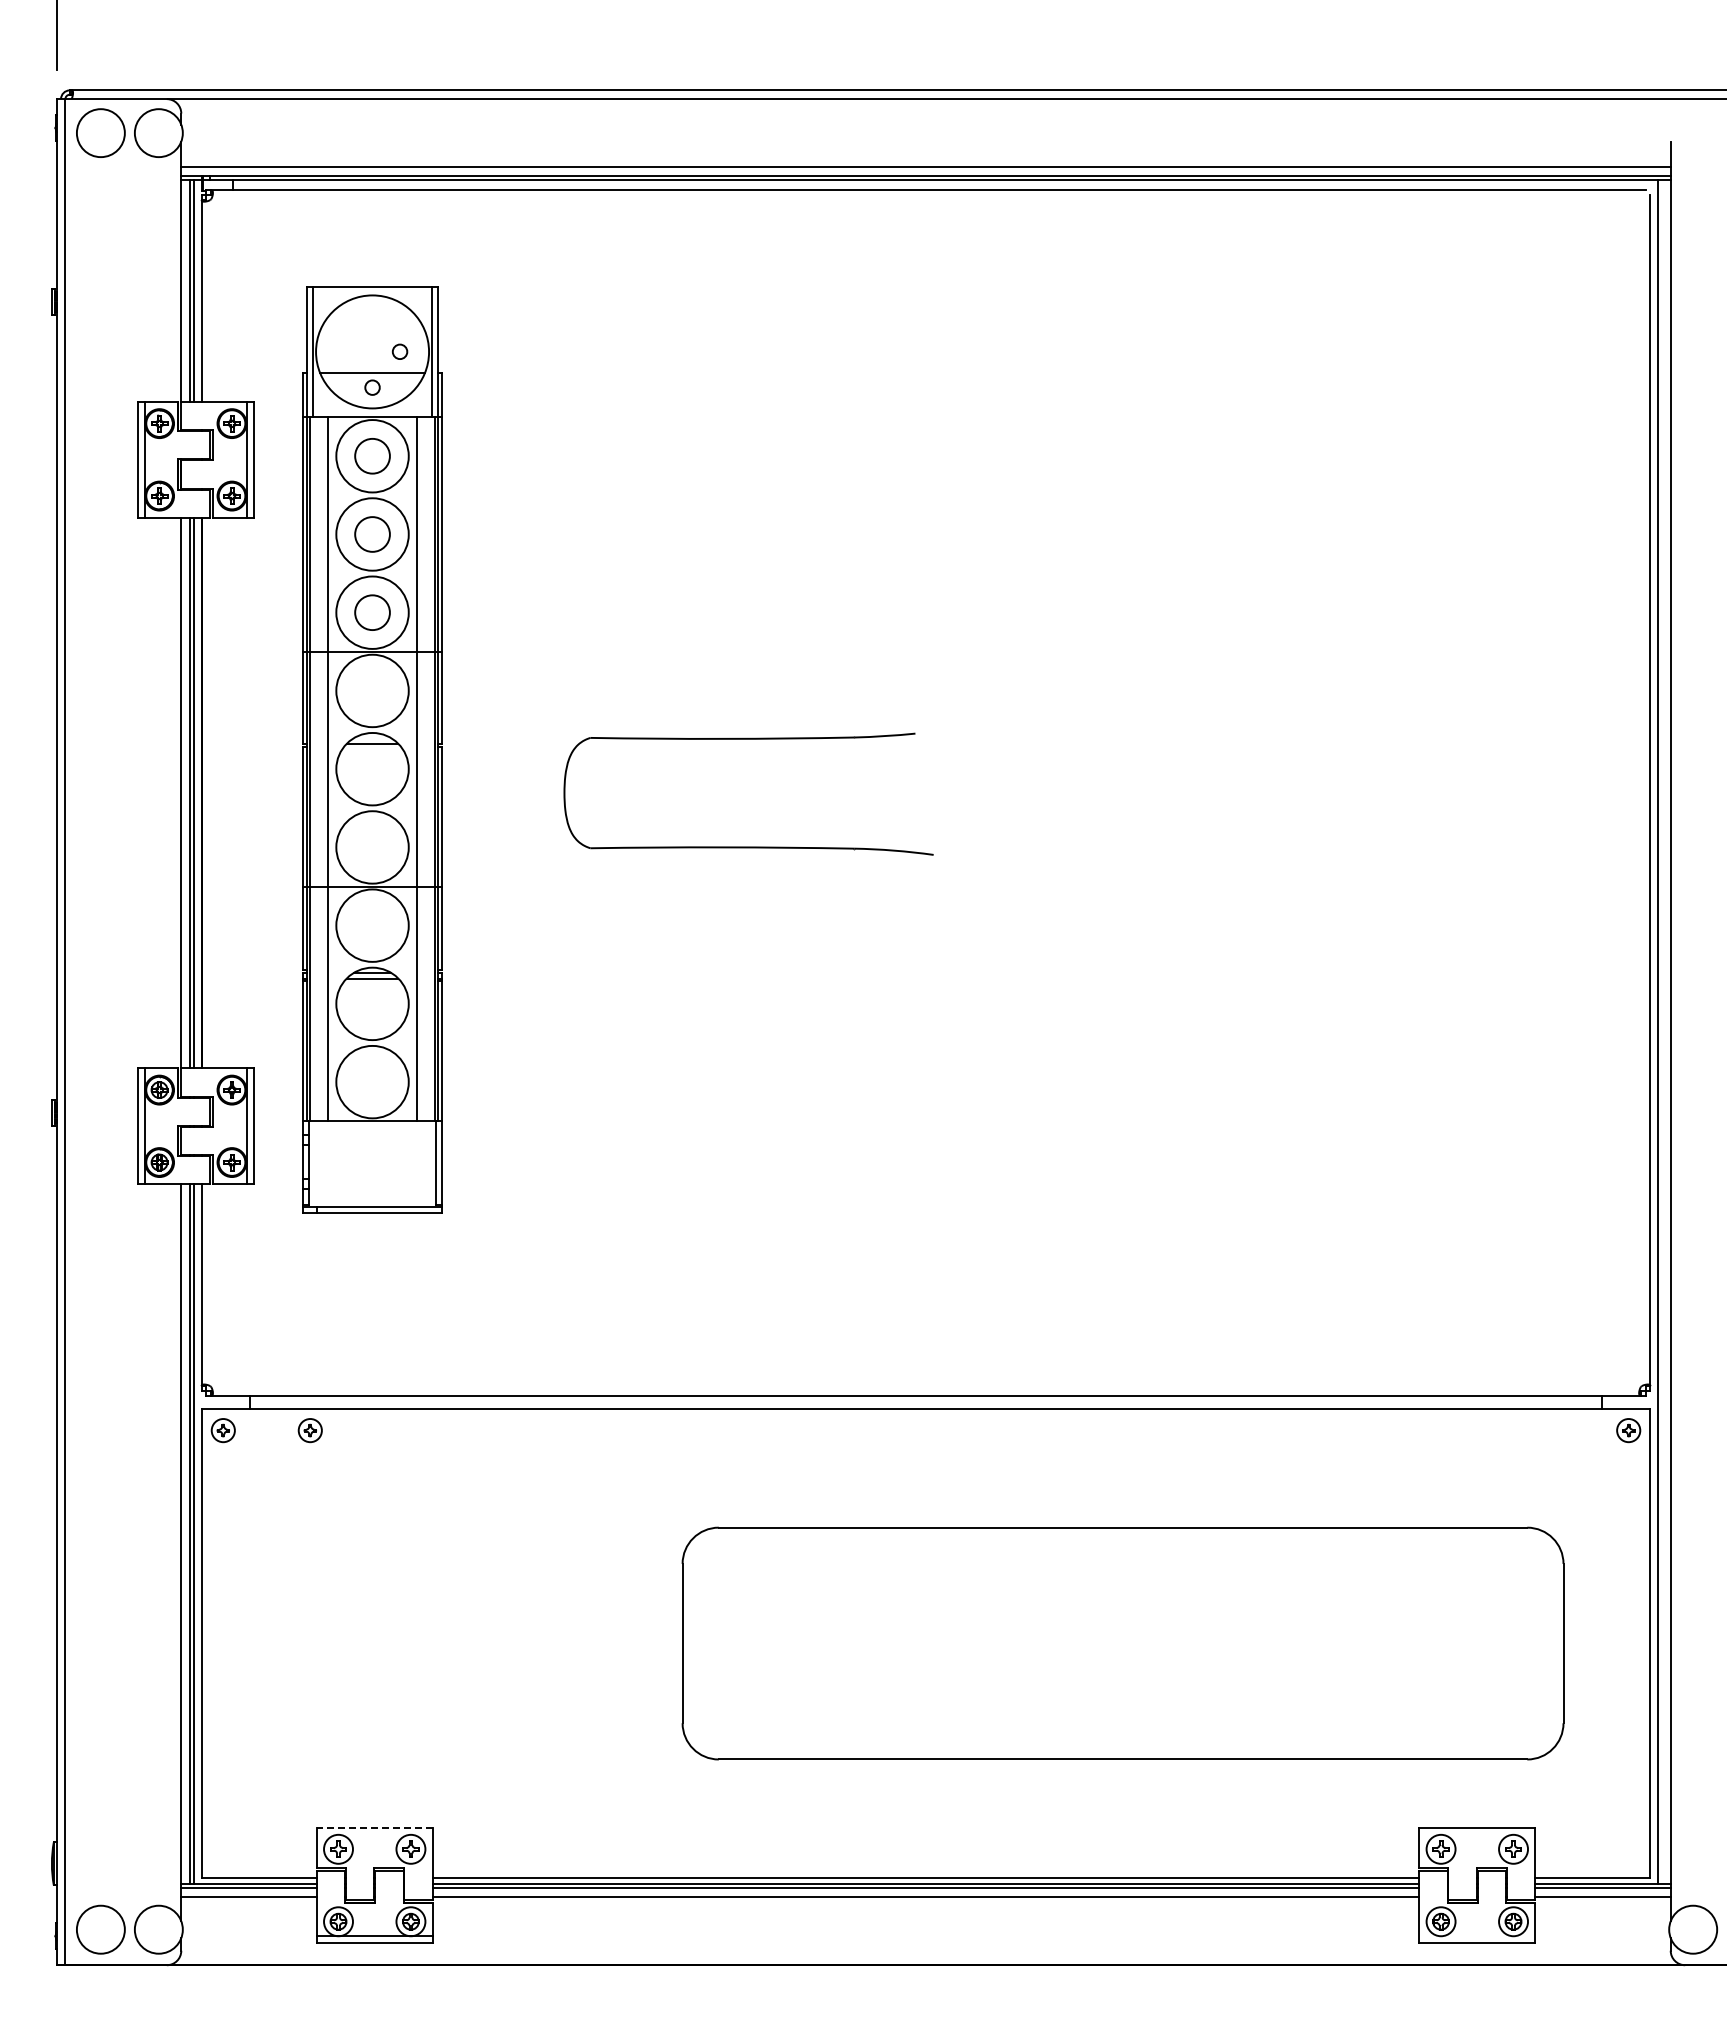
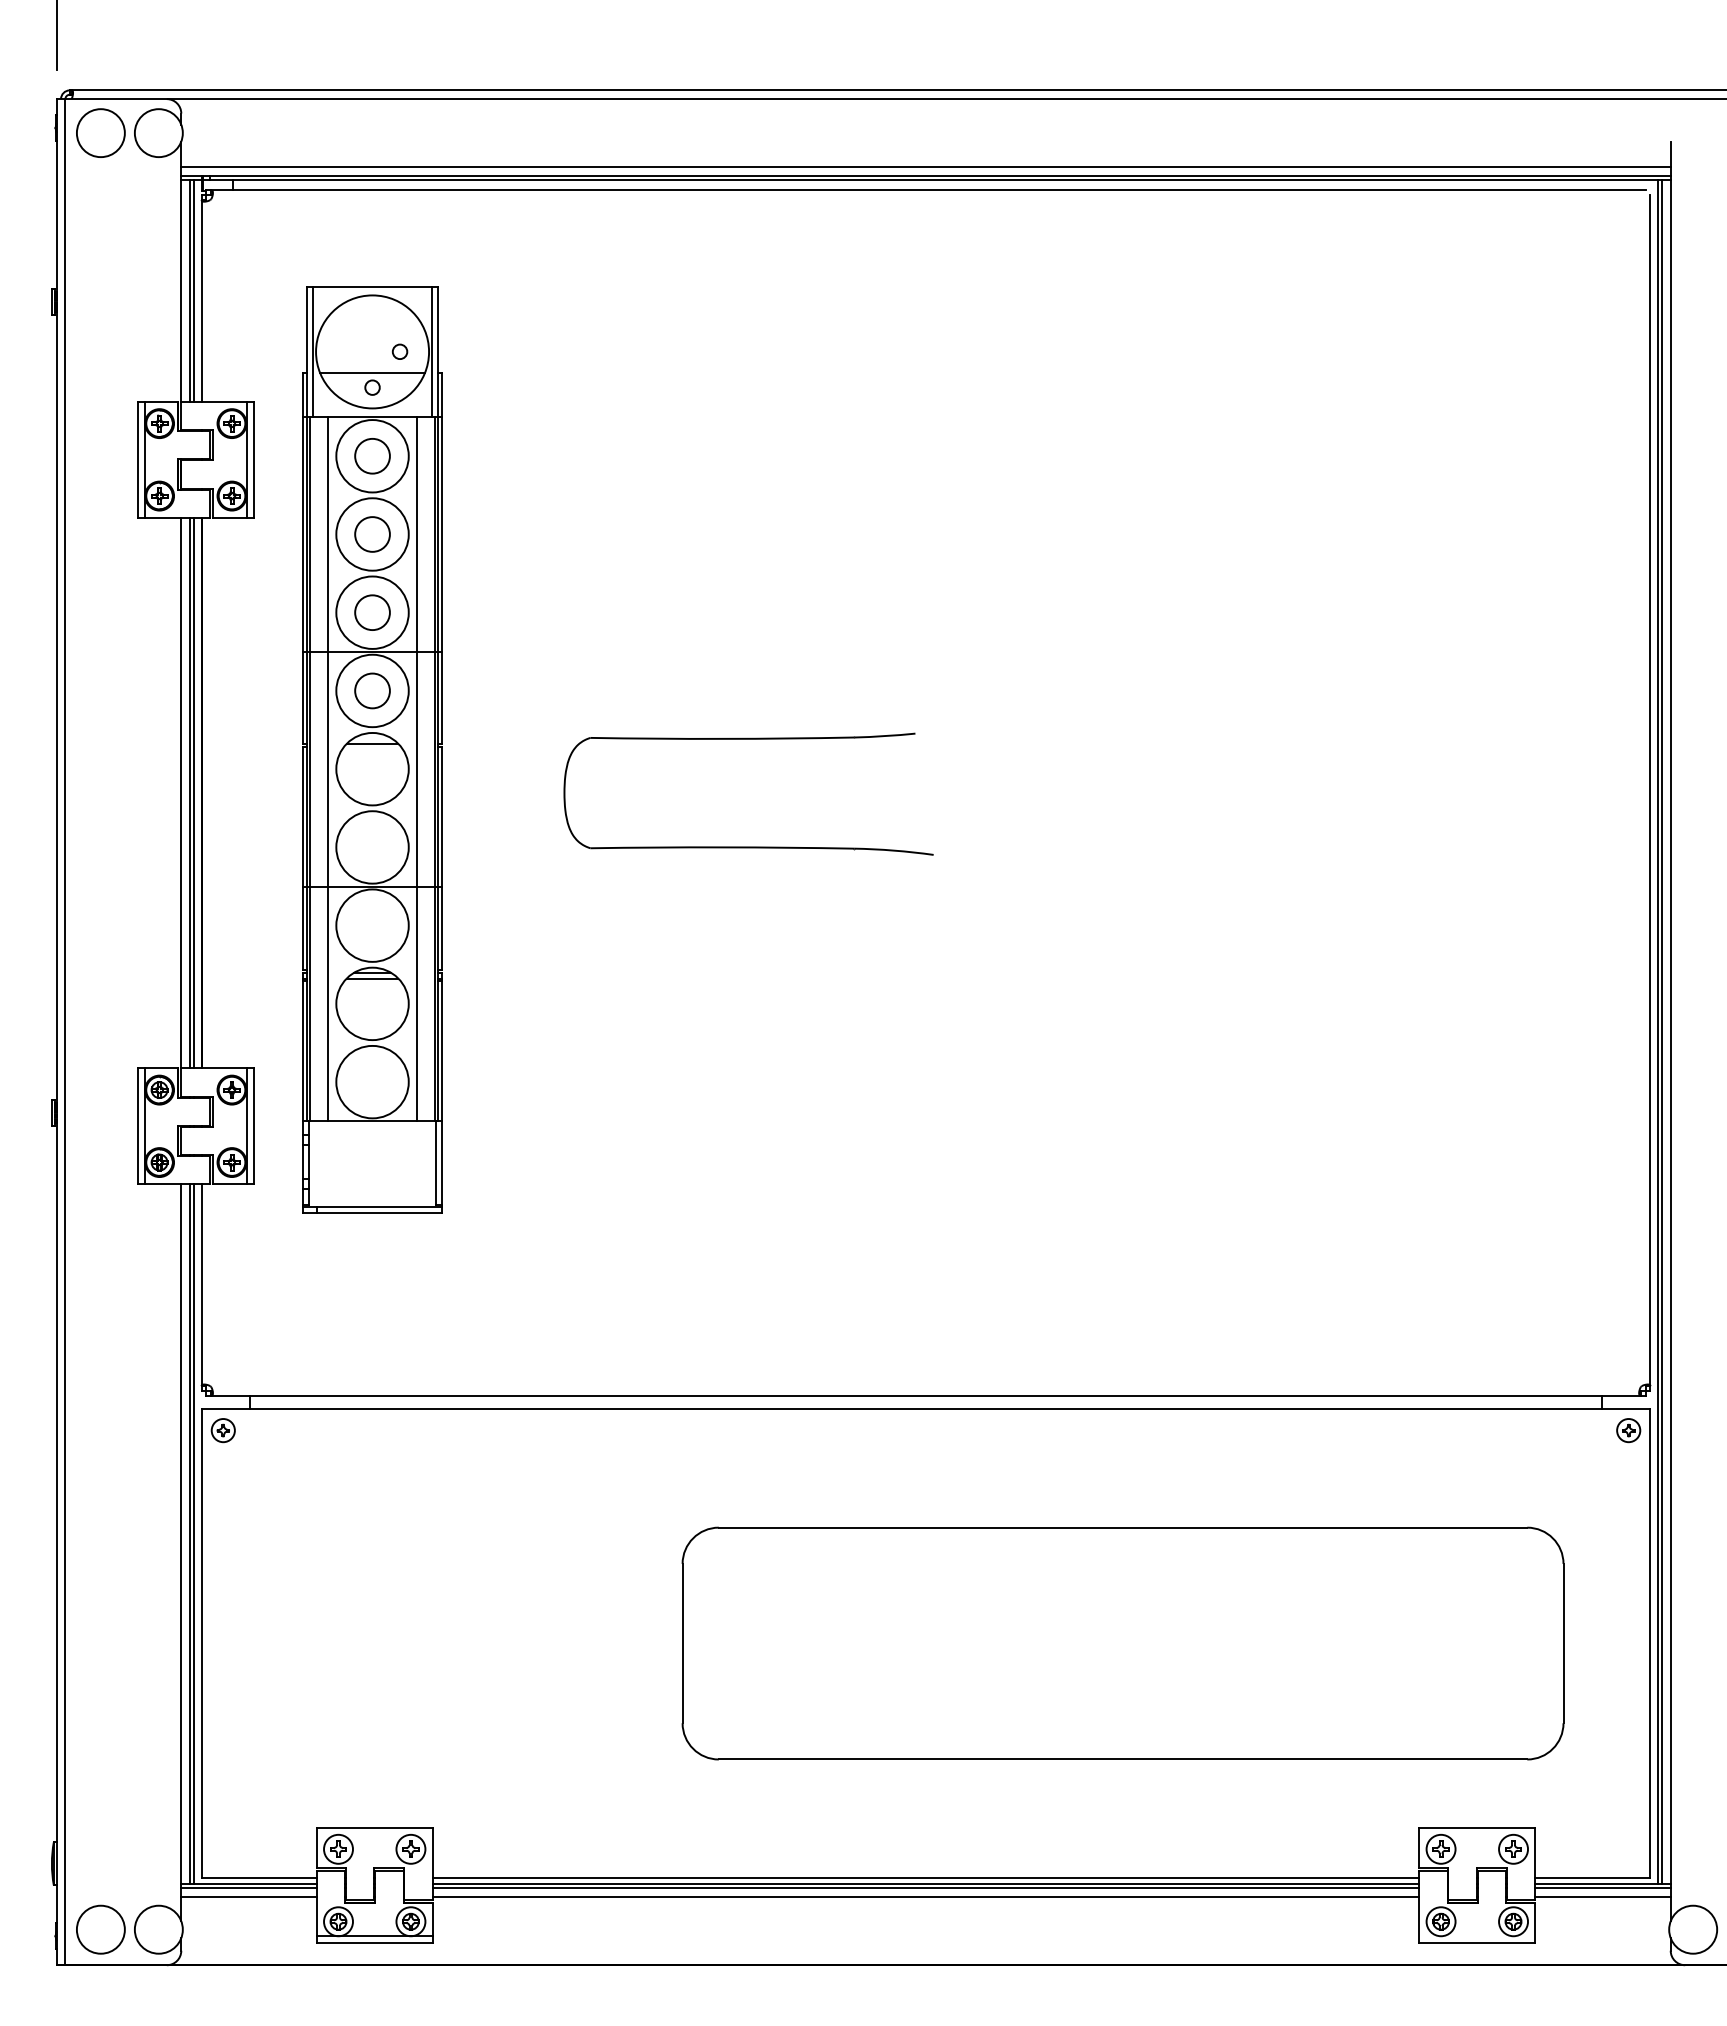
circle: none -> present (372, 690)
line: none -> present (1662, 1032)
part: present -> none (309, 1430)
line: dashed -> solid (374, 1827)
